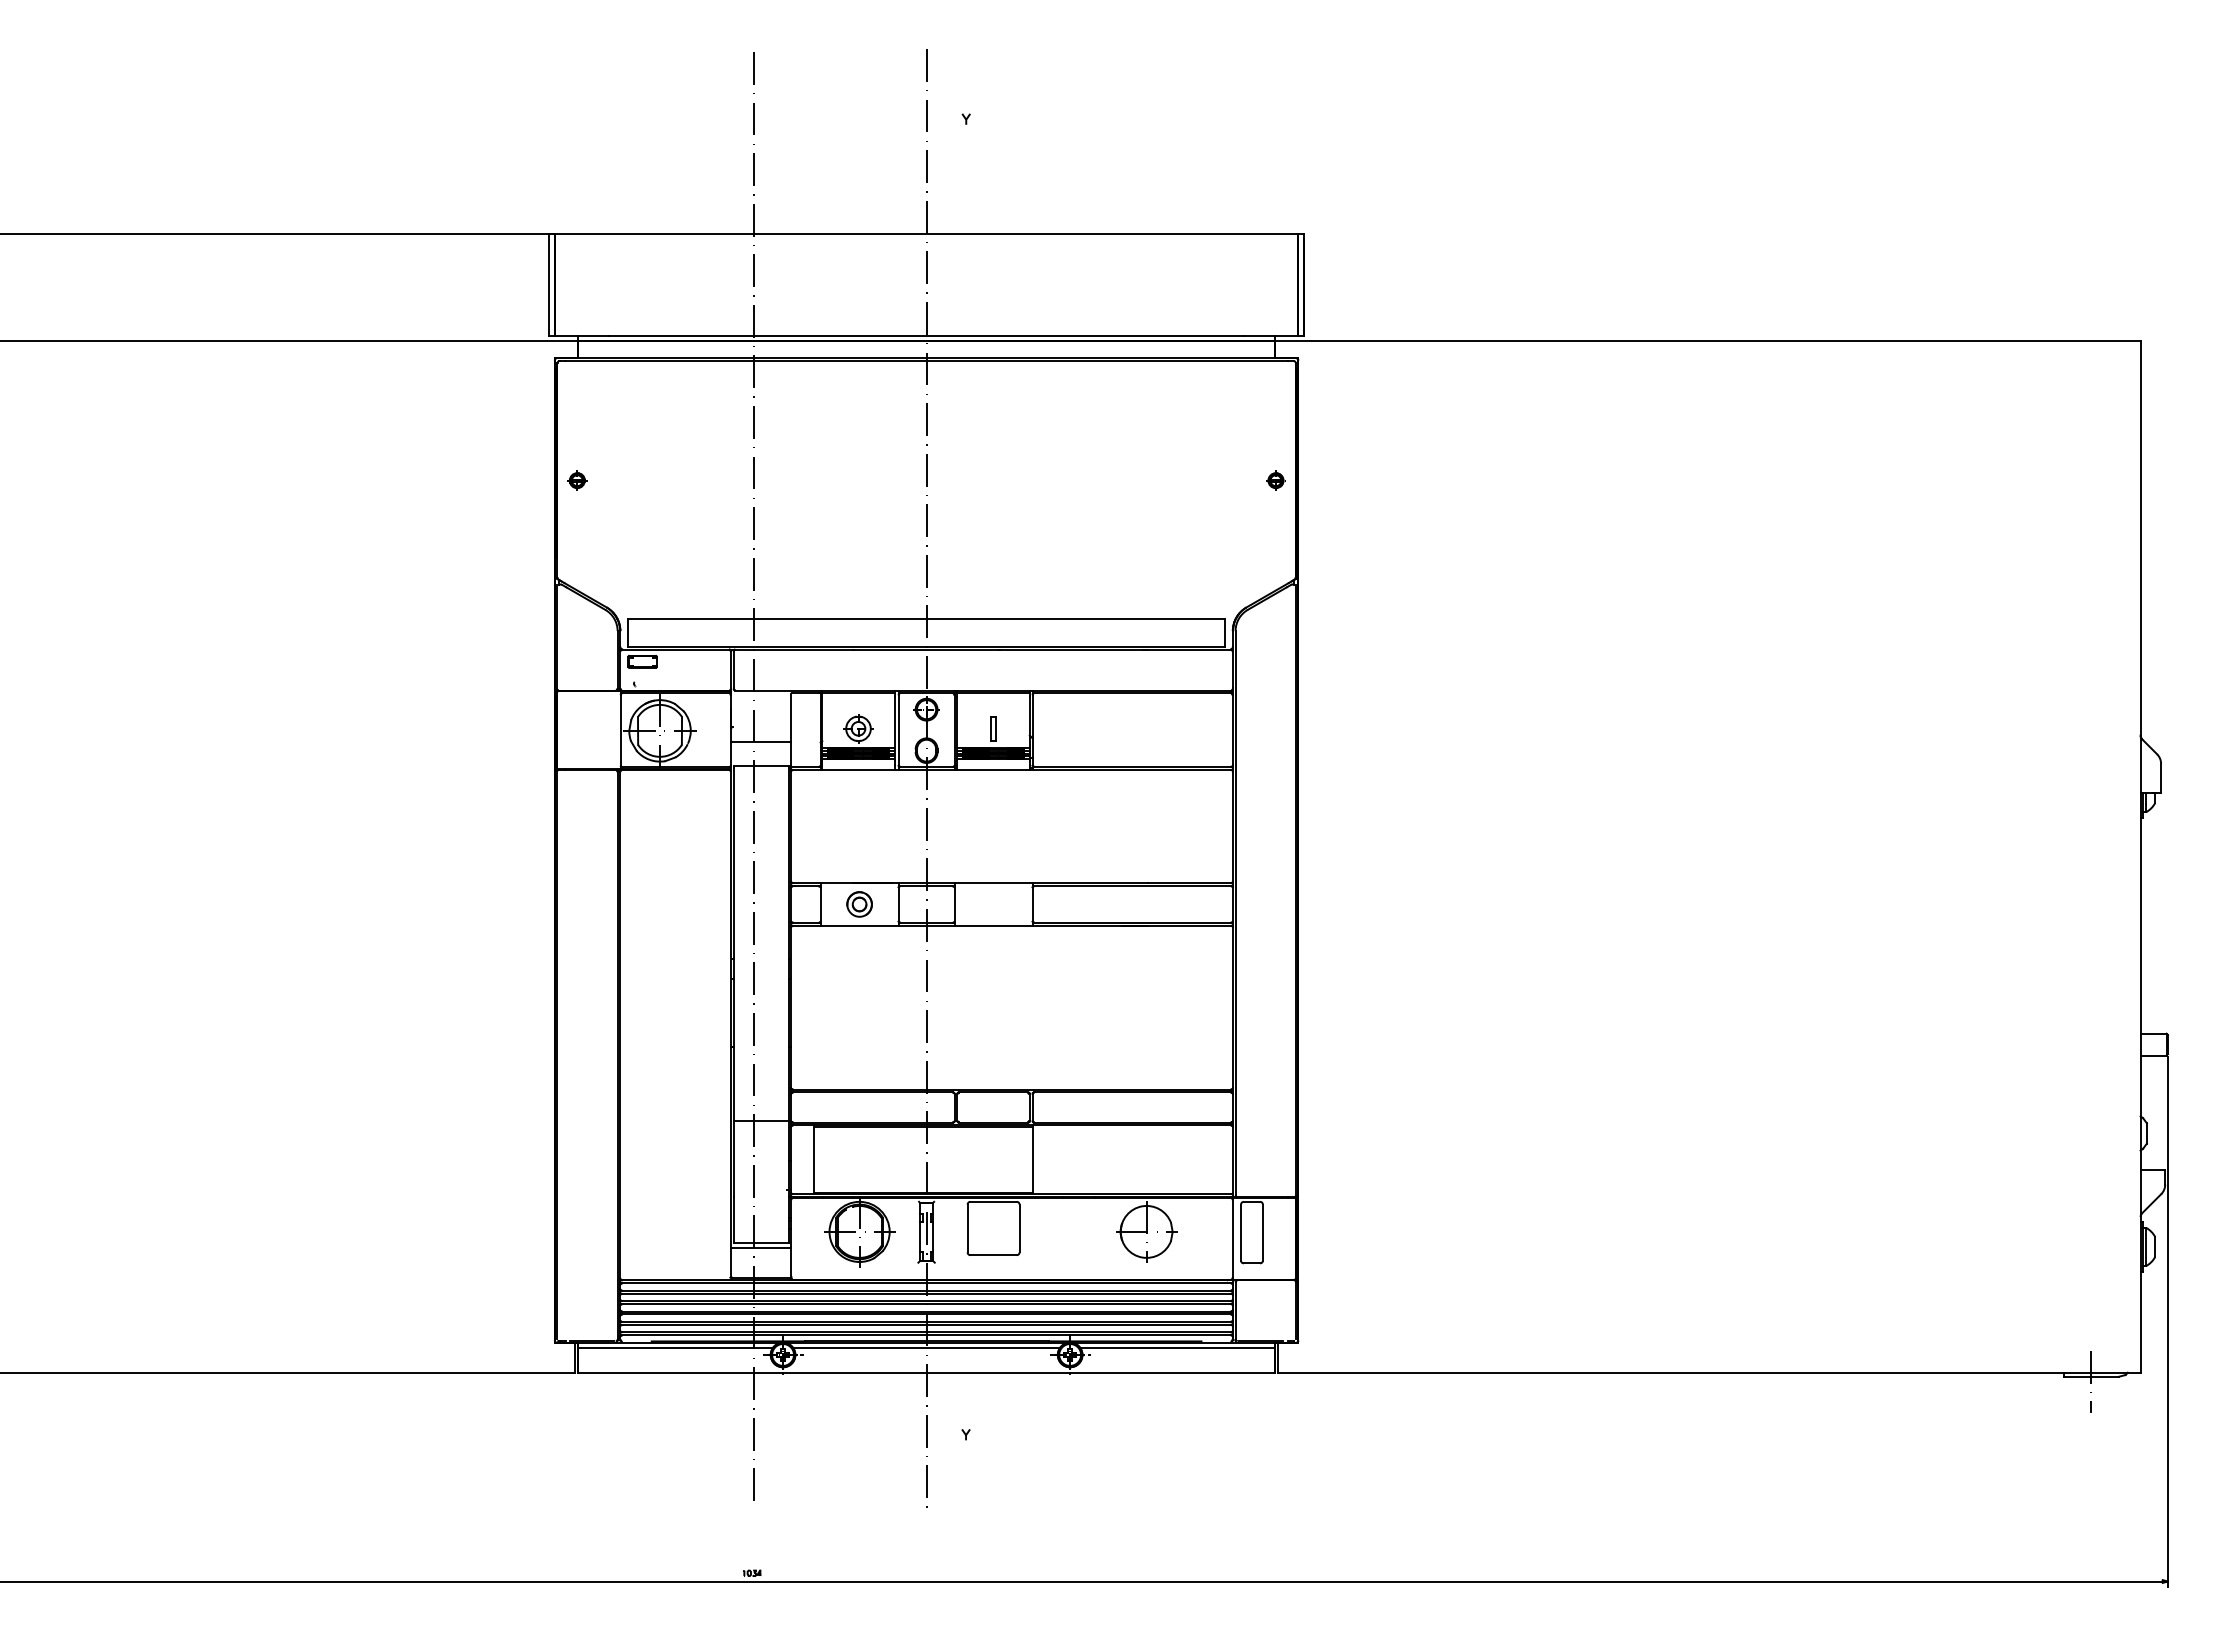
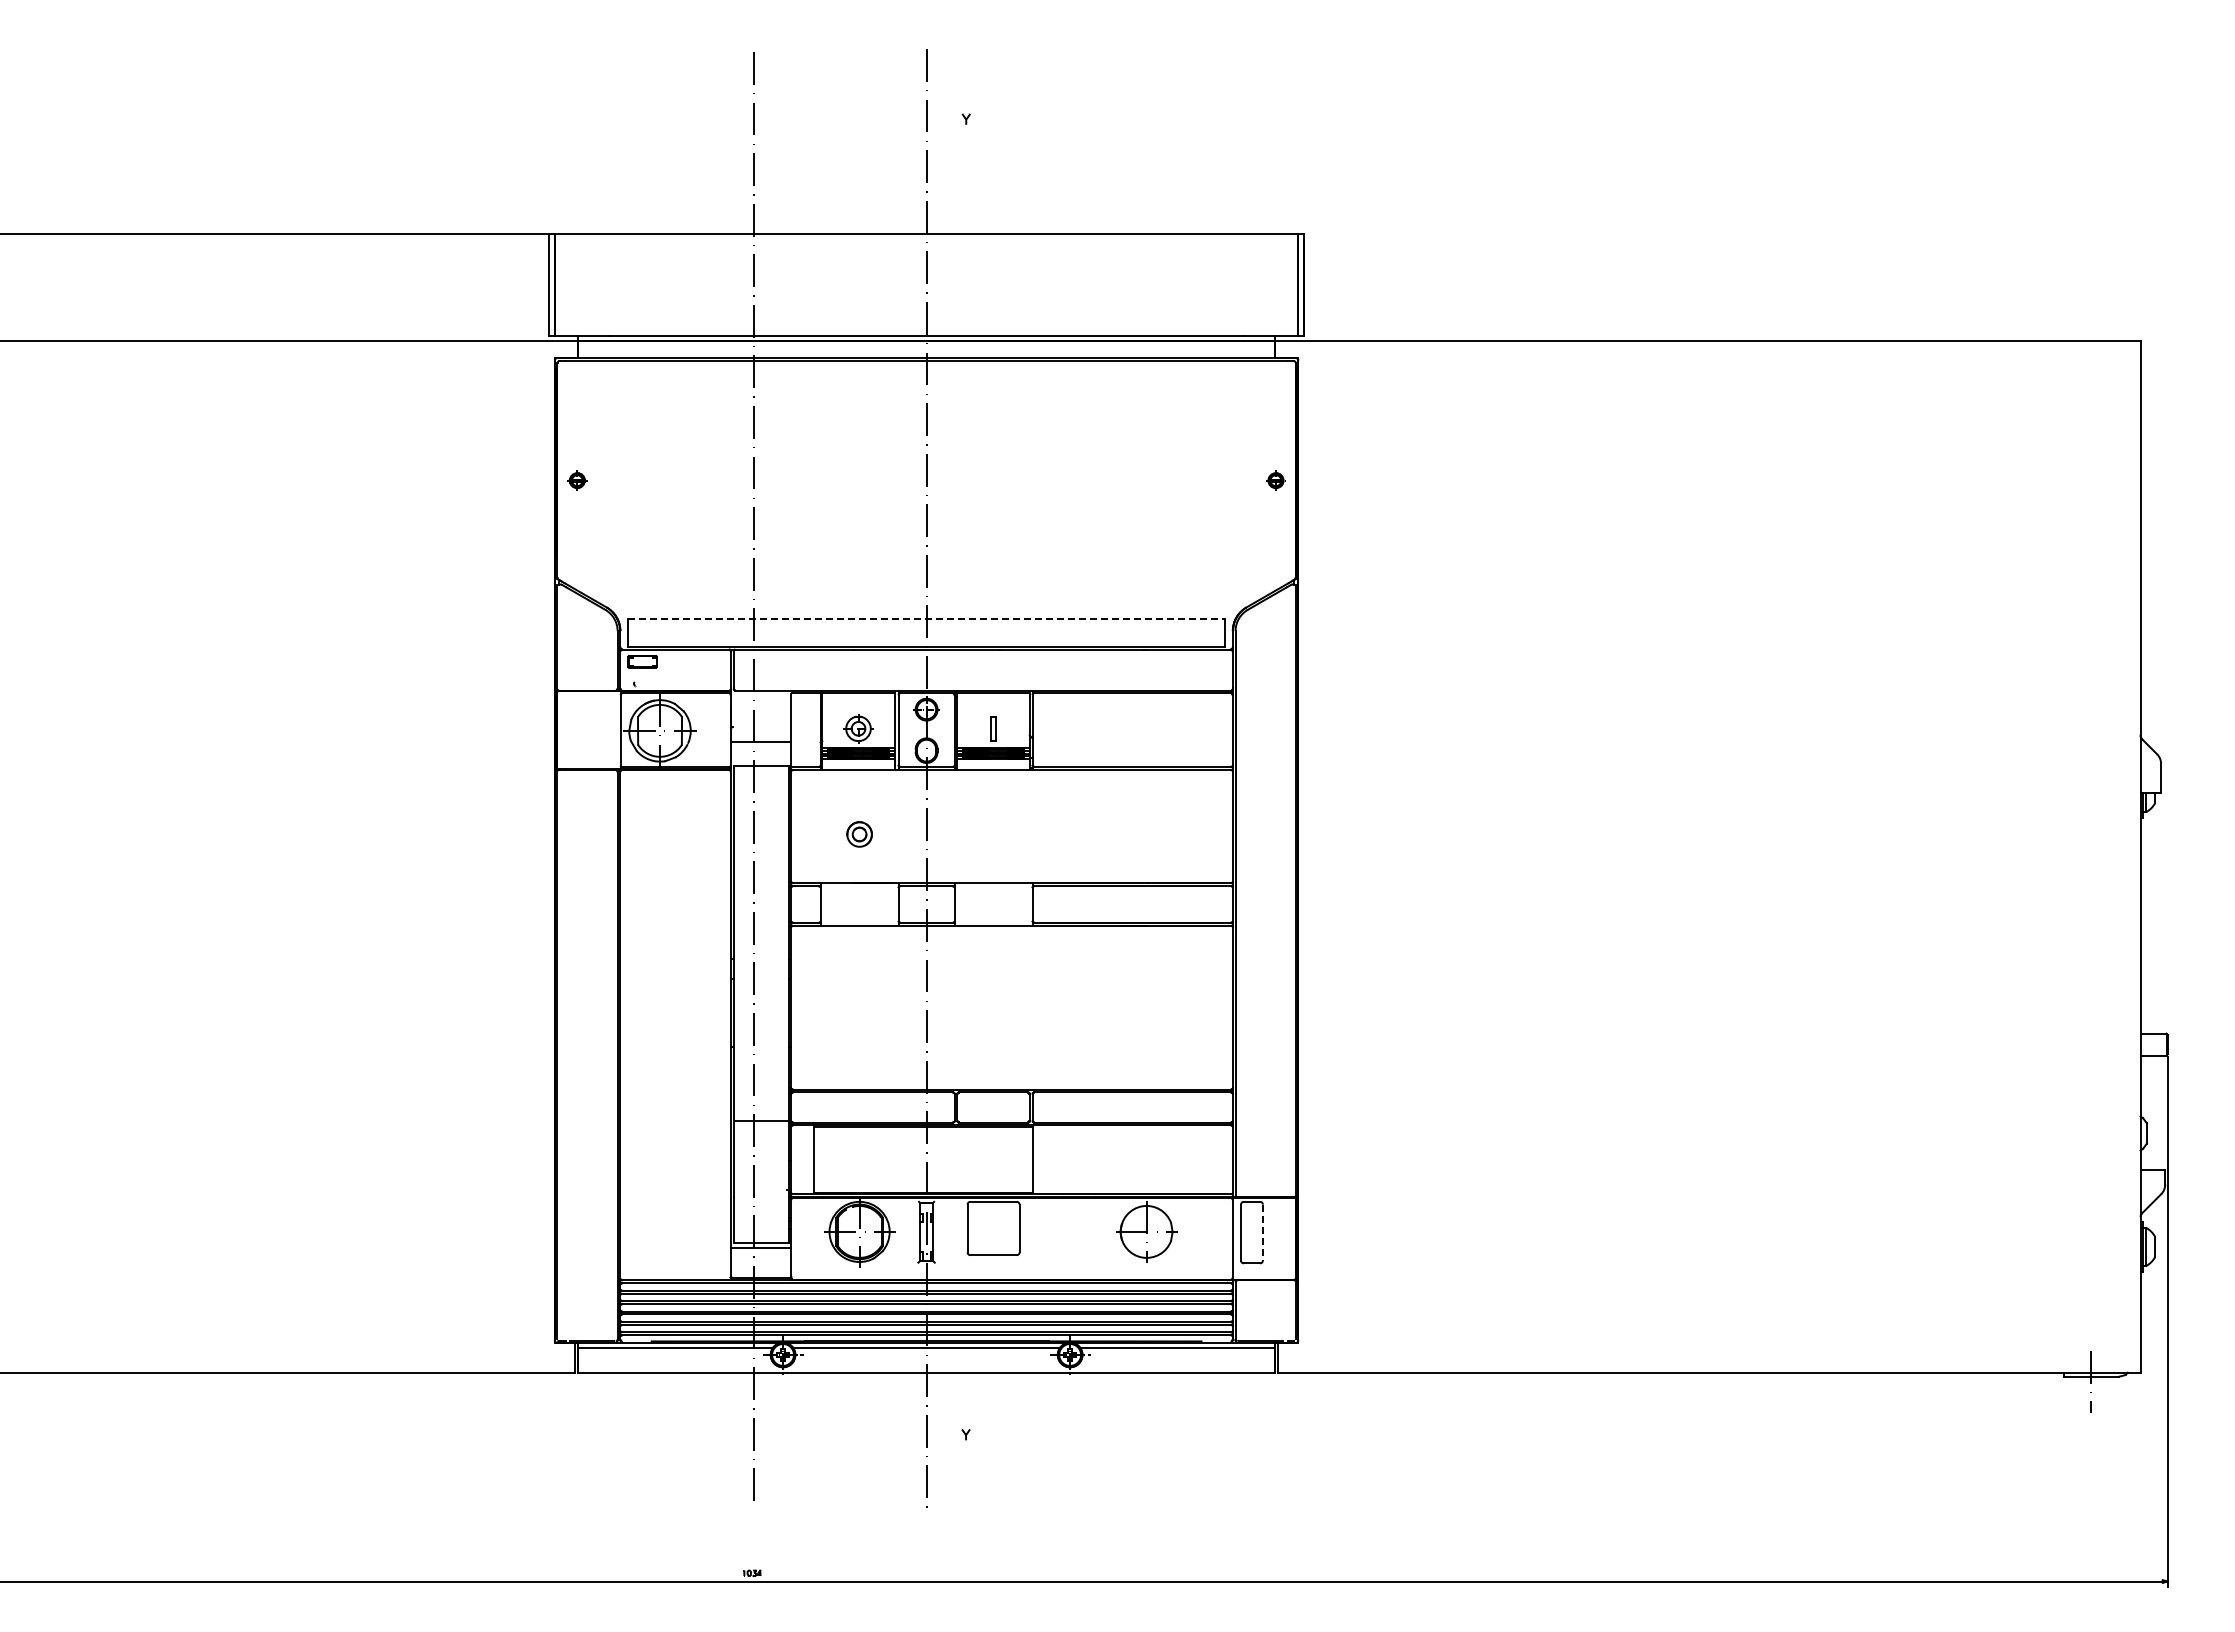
line: solid -> dashed (926, 618)
part position: (859, 904) -> (859, 834) (859, 834)
line: solid -> dashed (1262, 1233)
